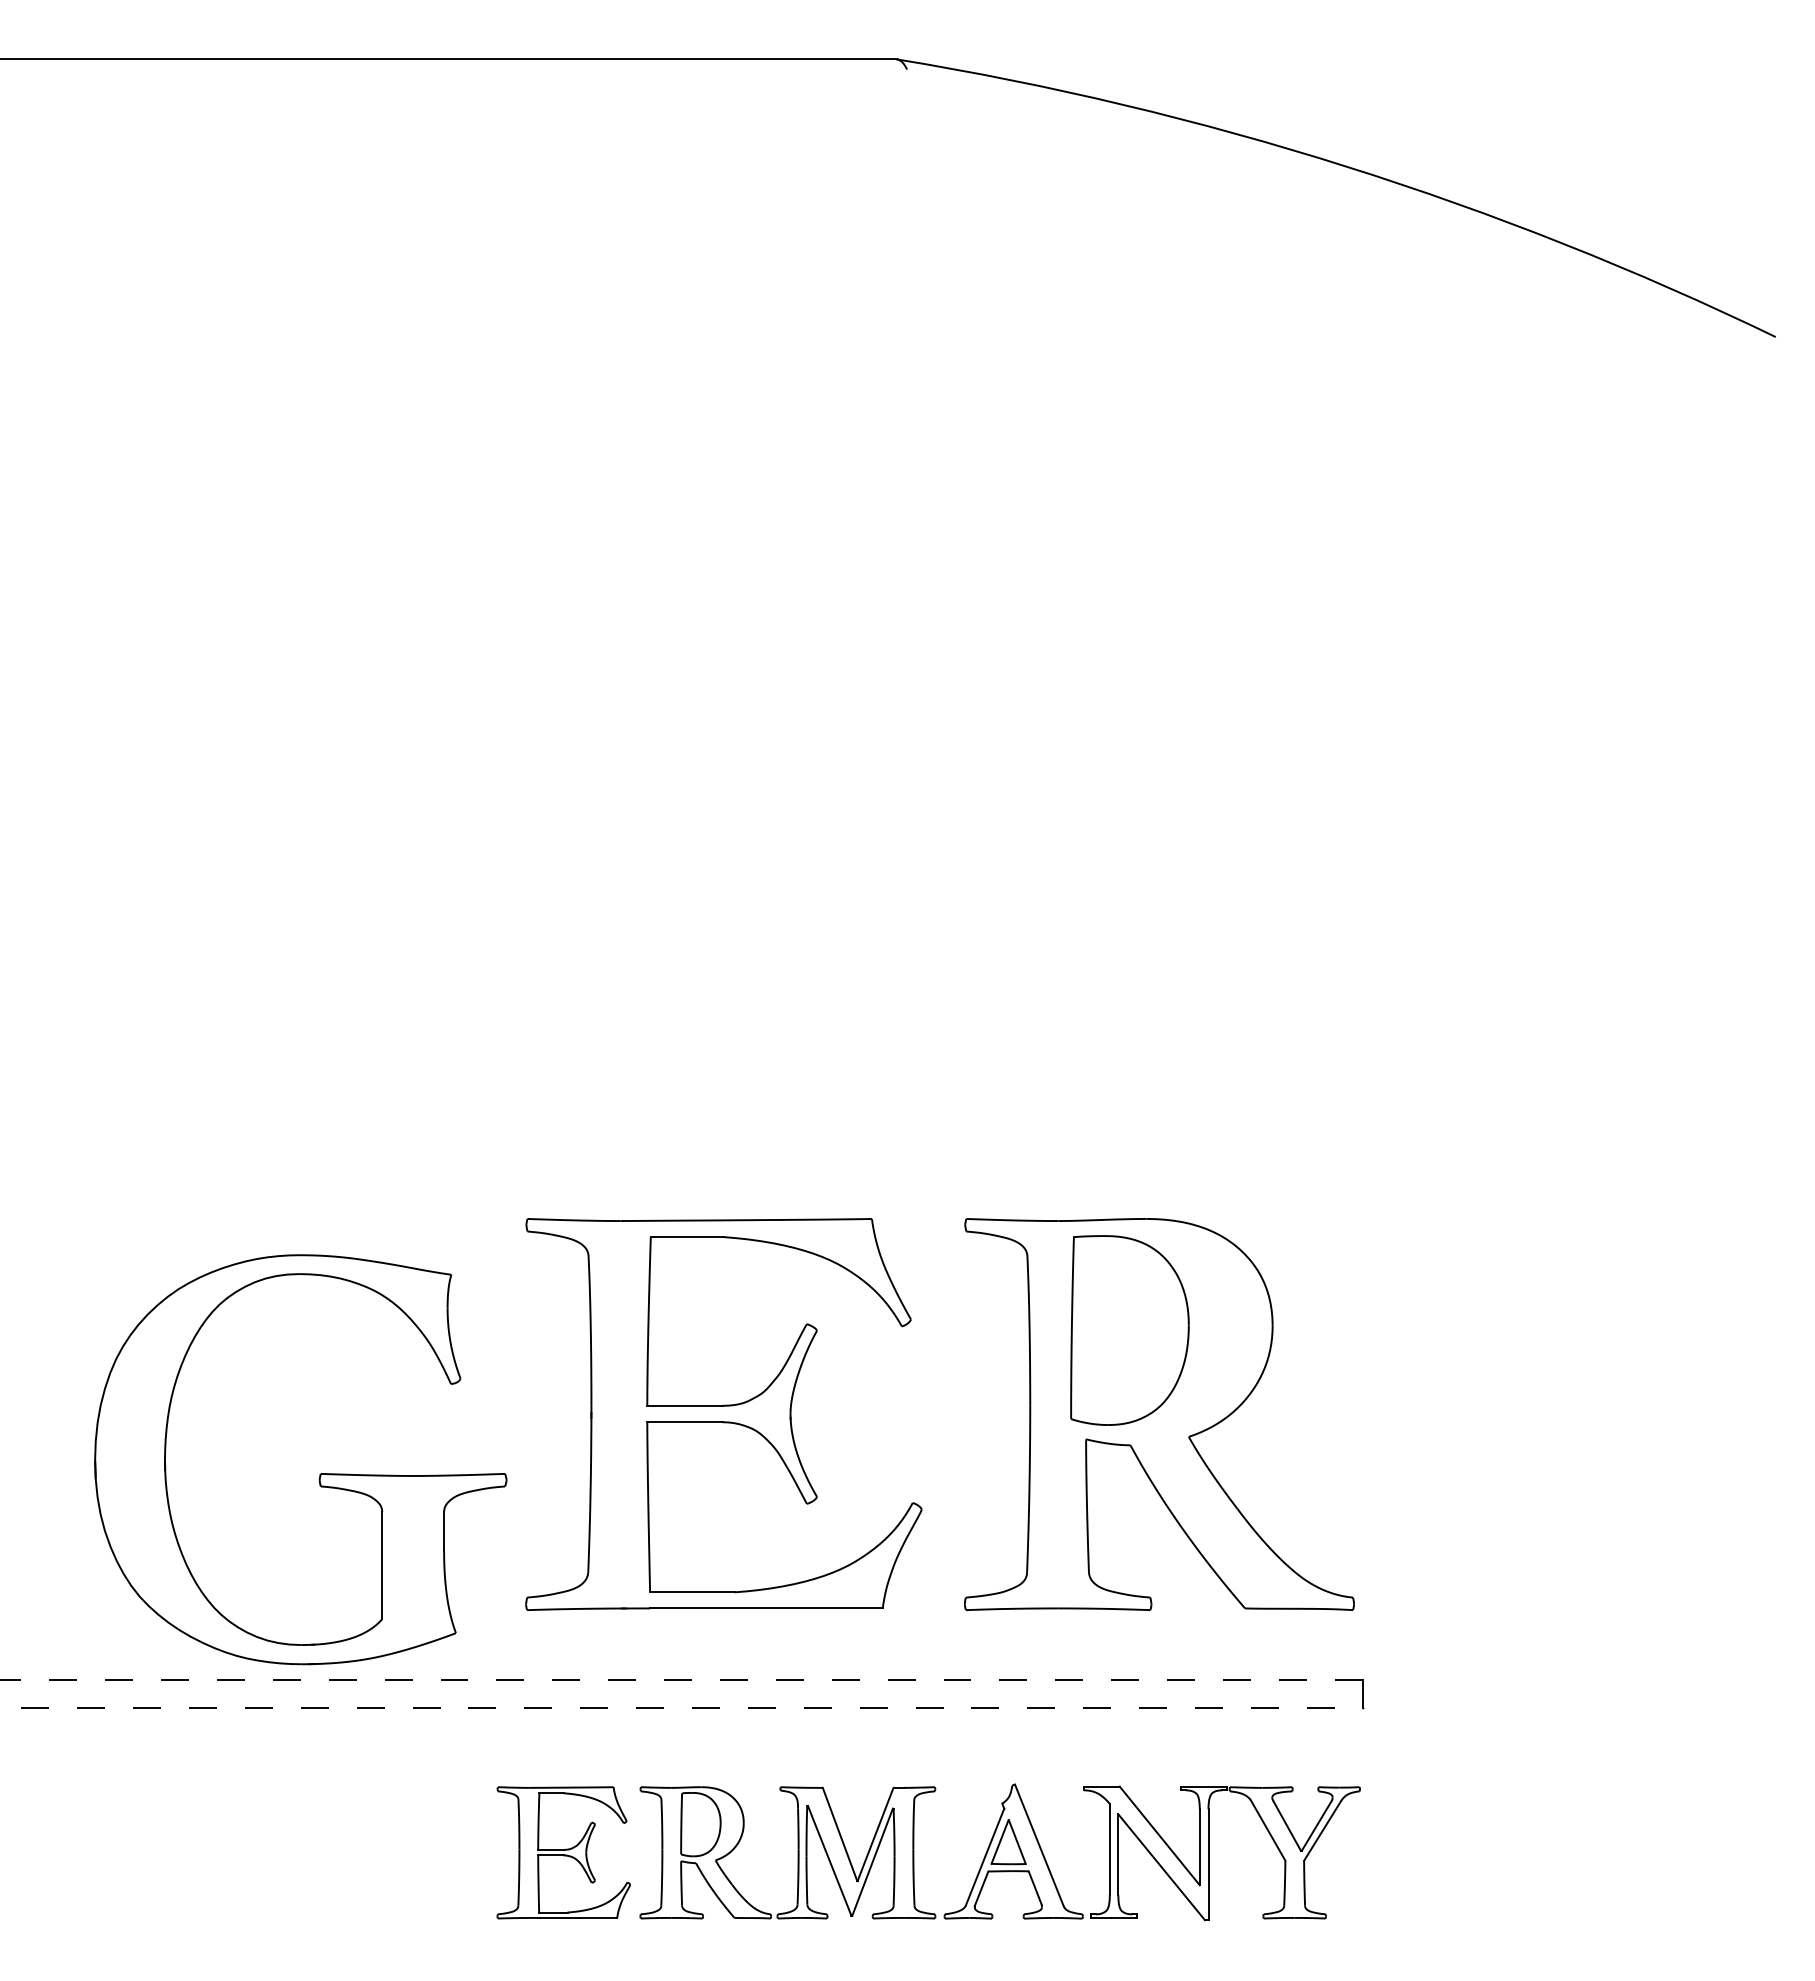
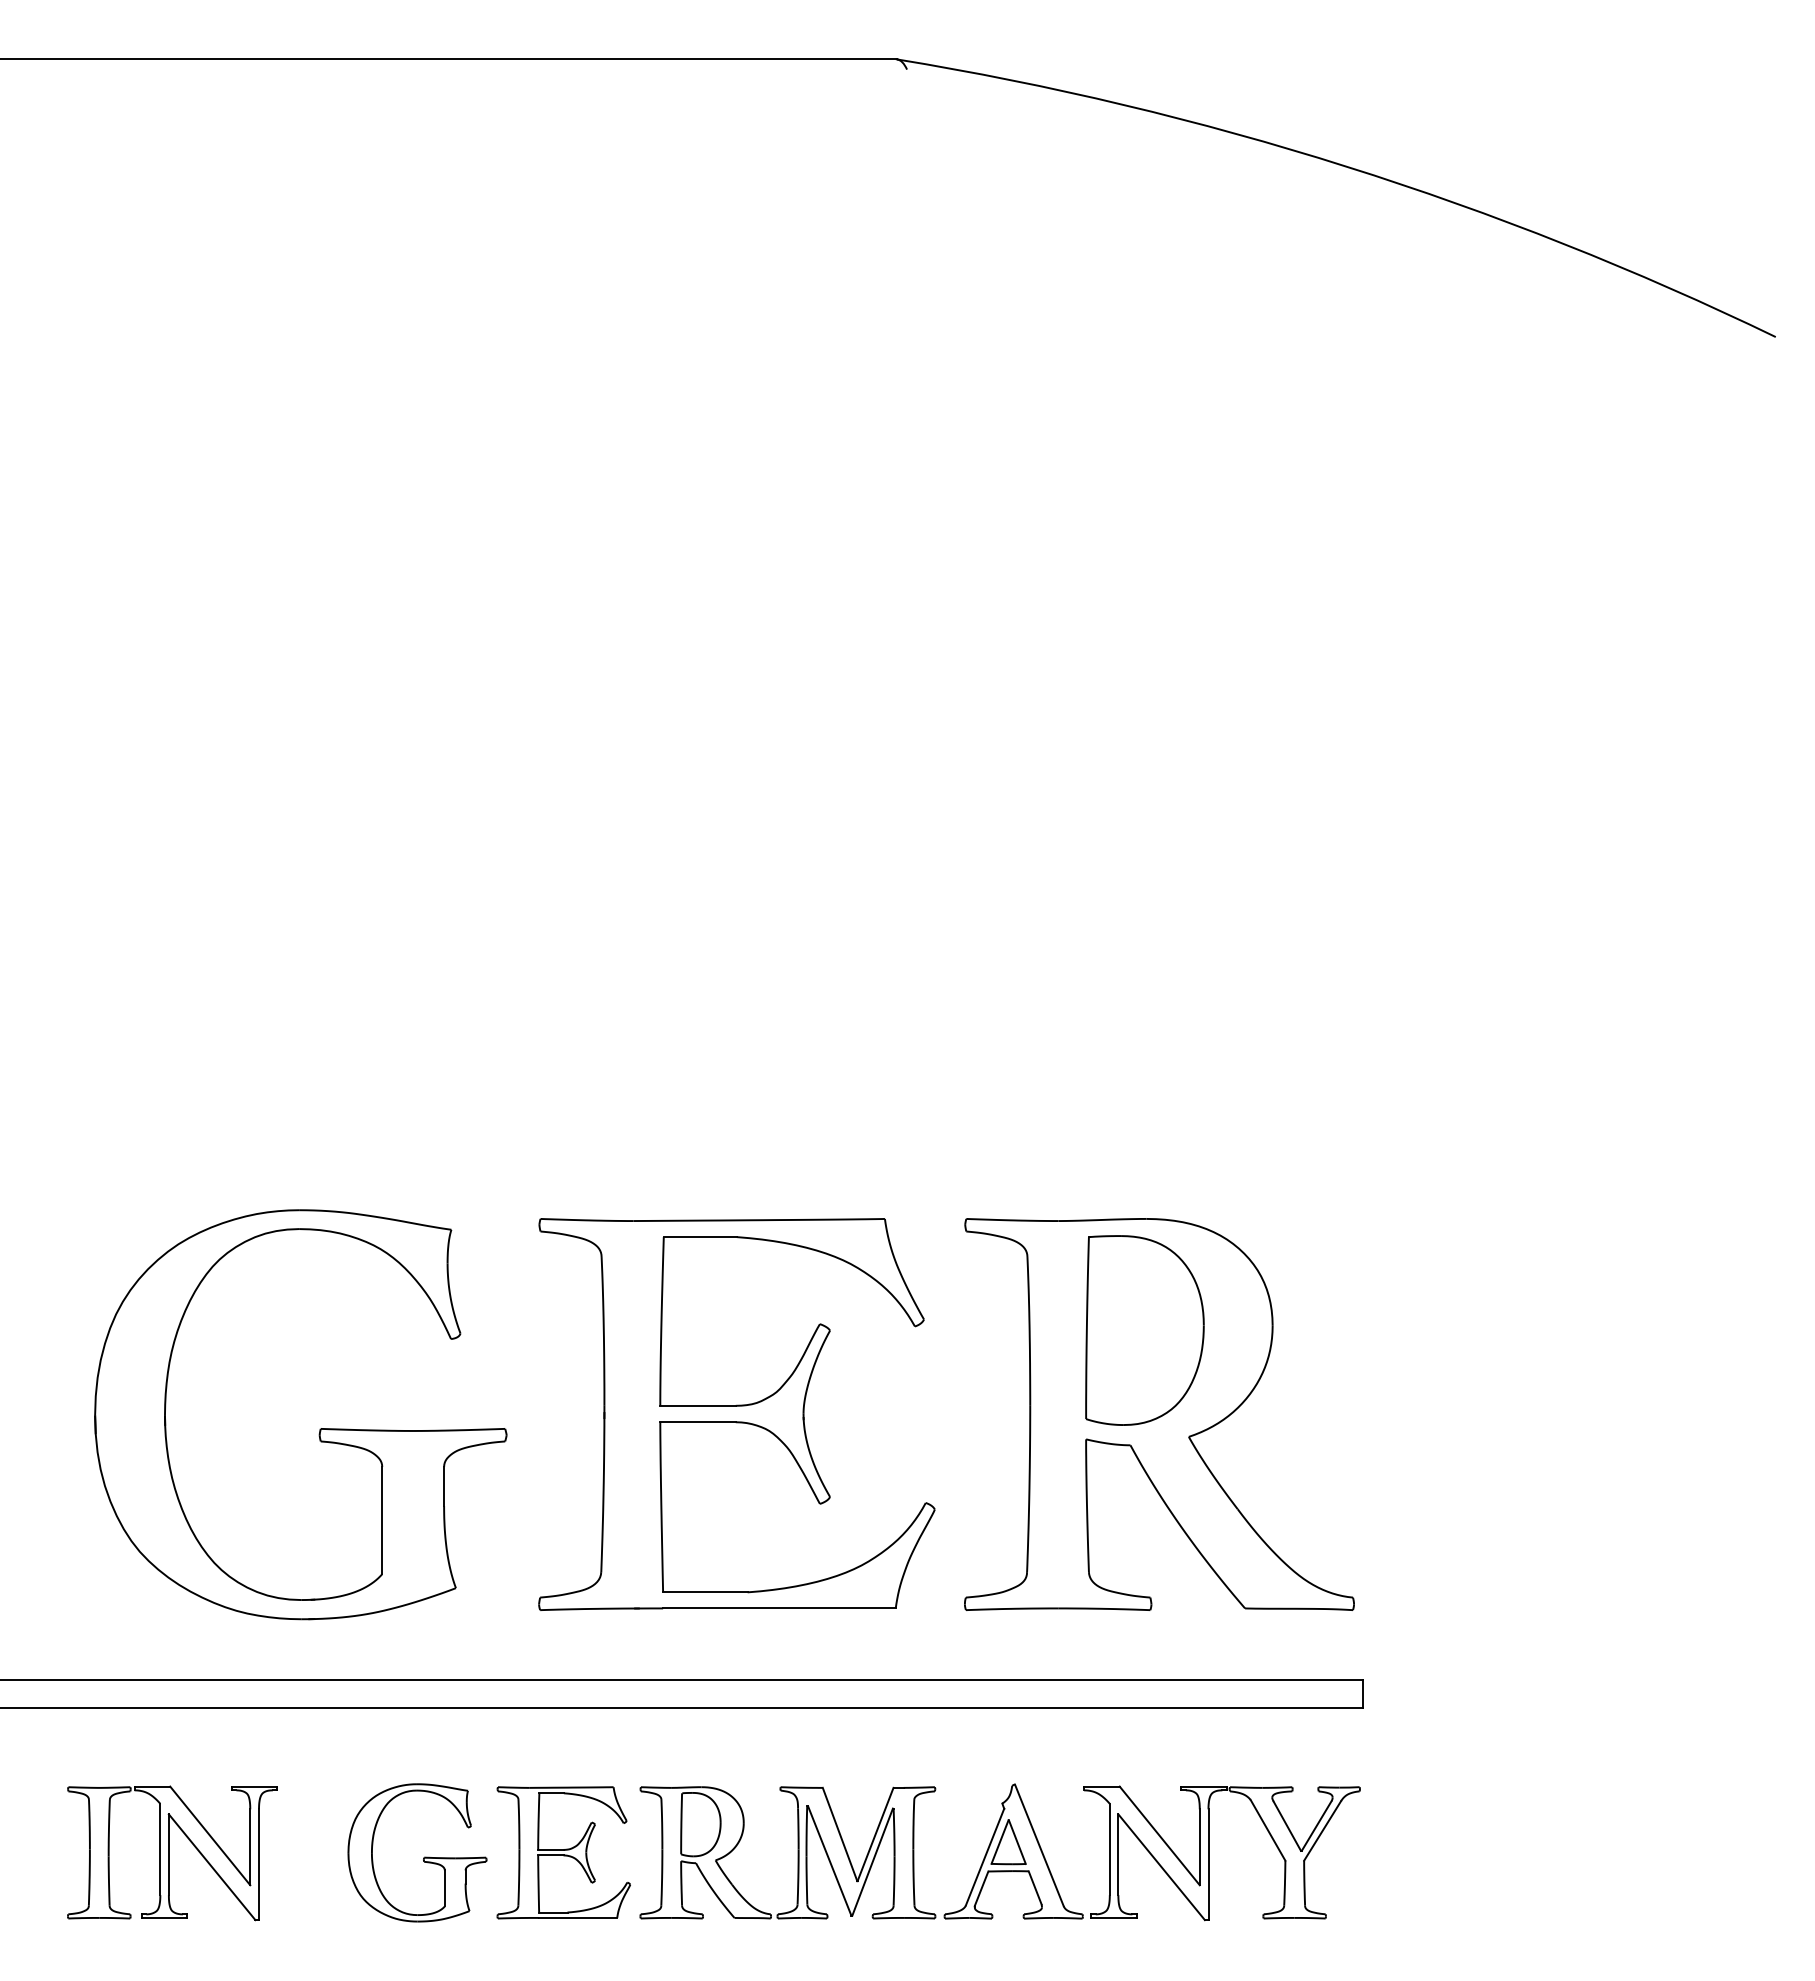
part position: (1129, 1330) -> (1144, 1330) (1144, 1330)
part position: (723, 1414) -> (736, 1414) (736, 1414)
part position: (319, 1474) -> (319, 1429) (319, 1429)
line: dashed -> solid (681, 1680)
line: dashed -> solid (682, 1708)
part: none -> present (172, 1853)
part: none -> present (423, 1857)
